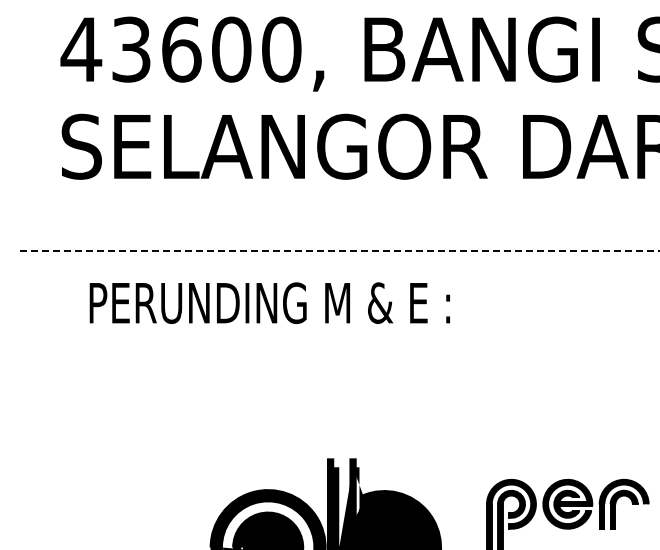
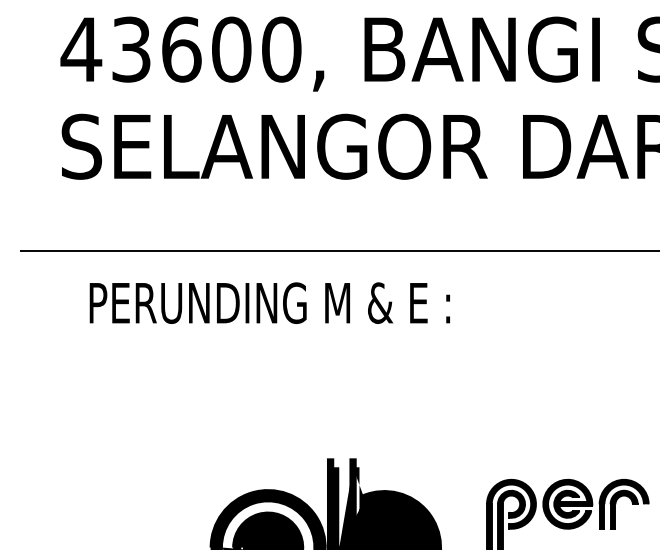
line: dashed -> solid (339, 250)
